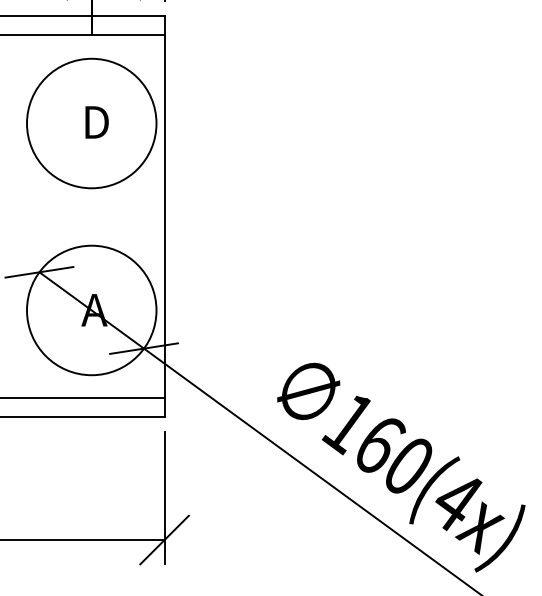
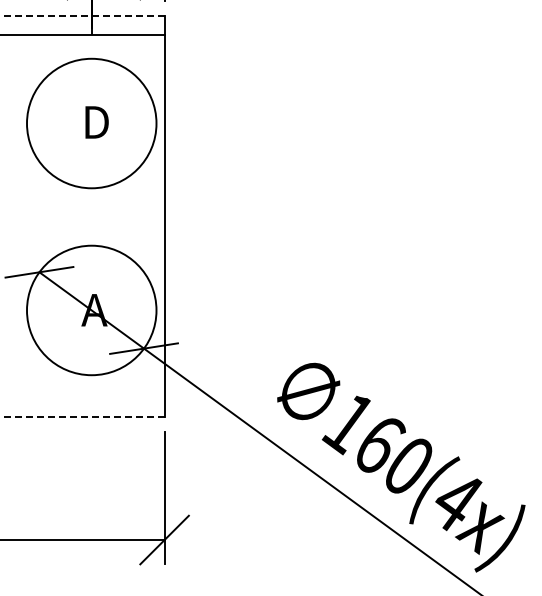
line: solid -> dashed (82, 16)
line: present -> none (83, 397)
line: solid -> dashed (82, 416)
